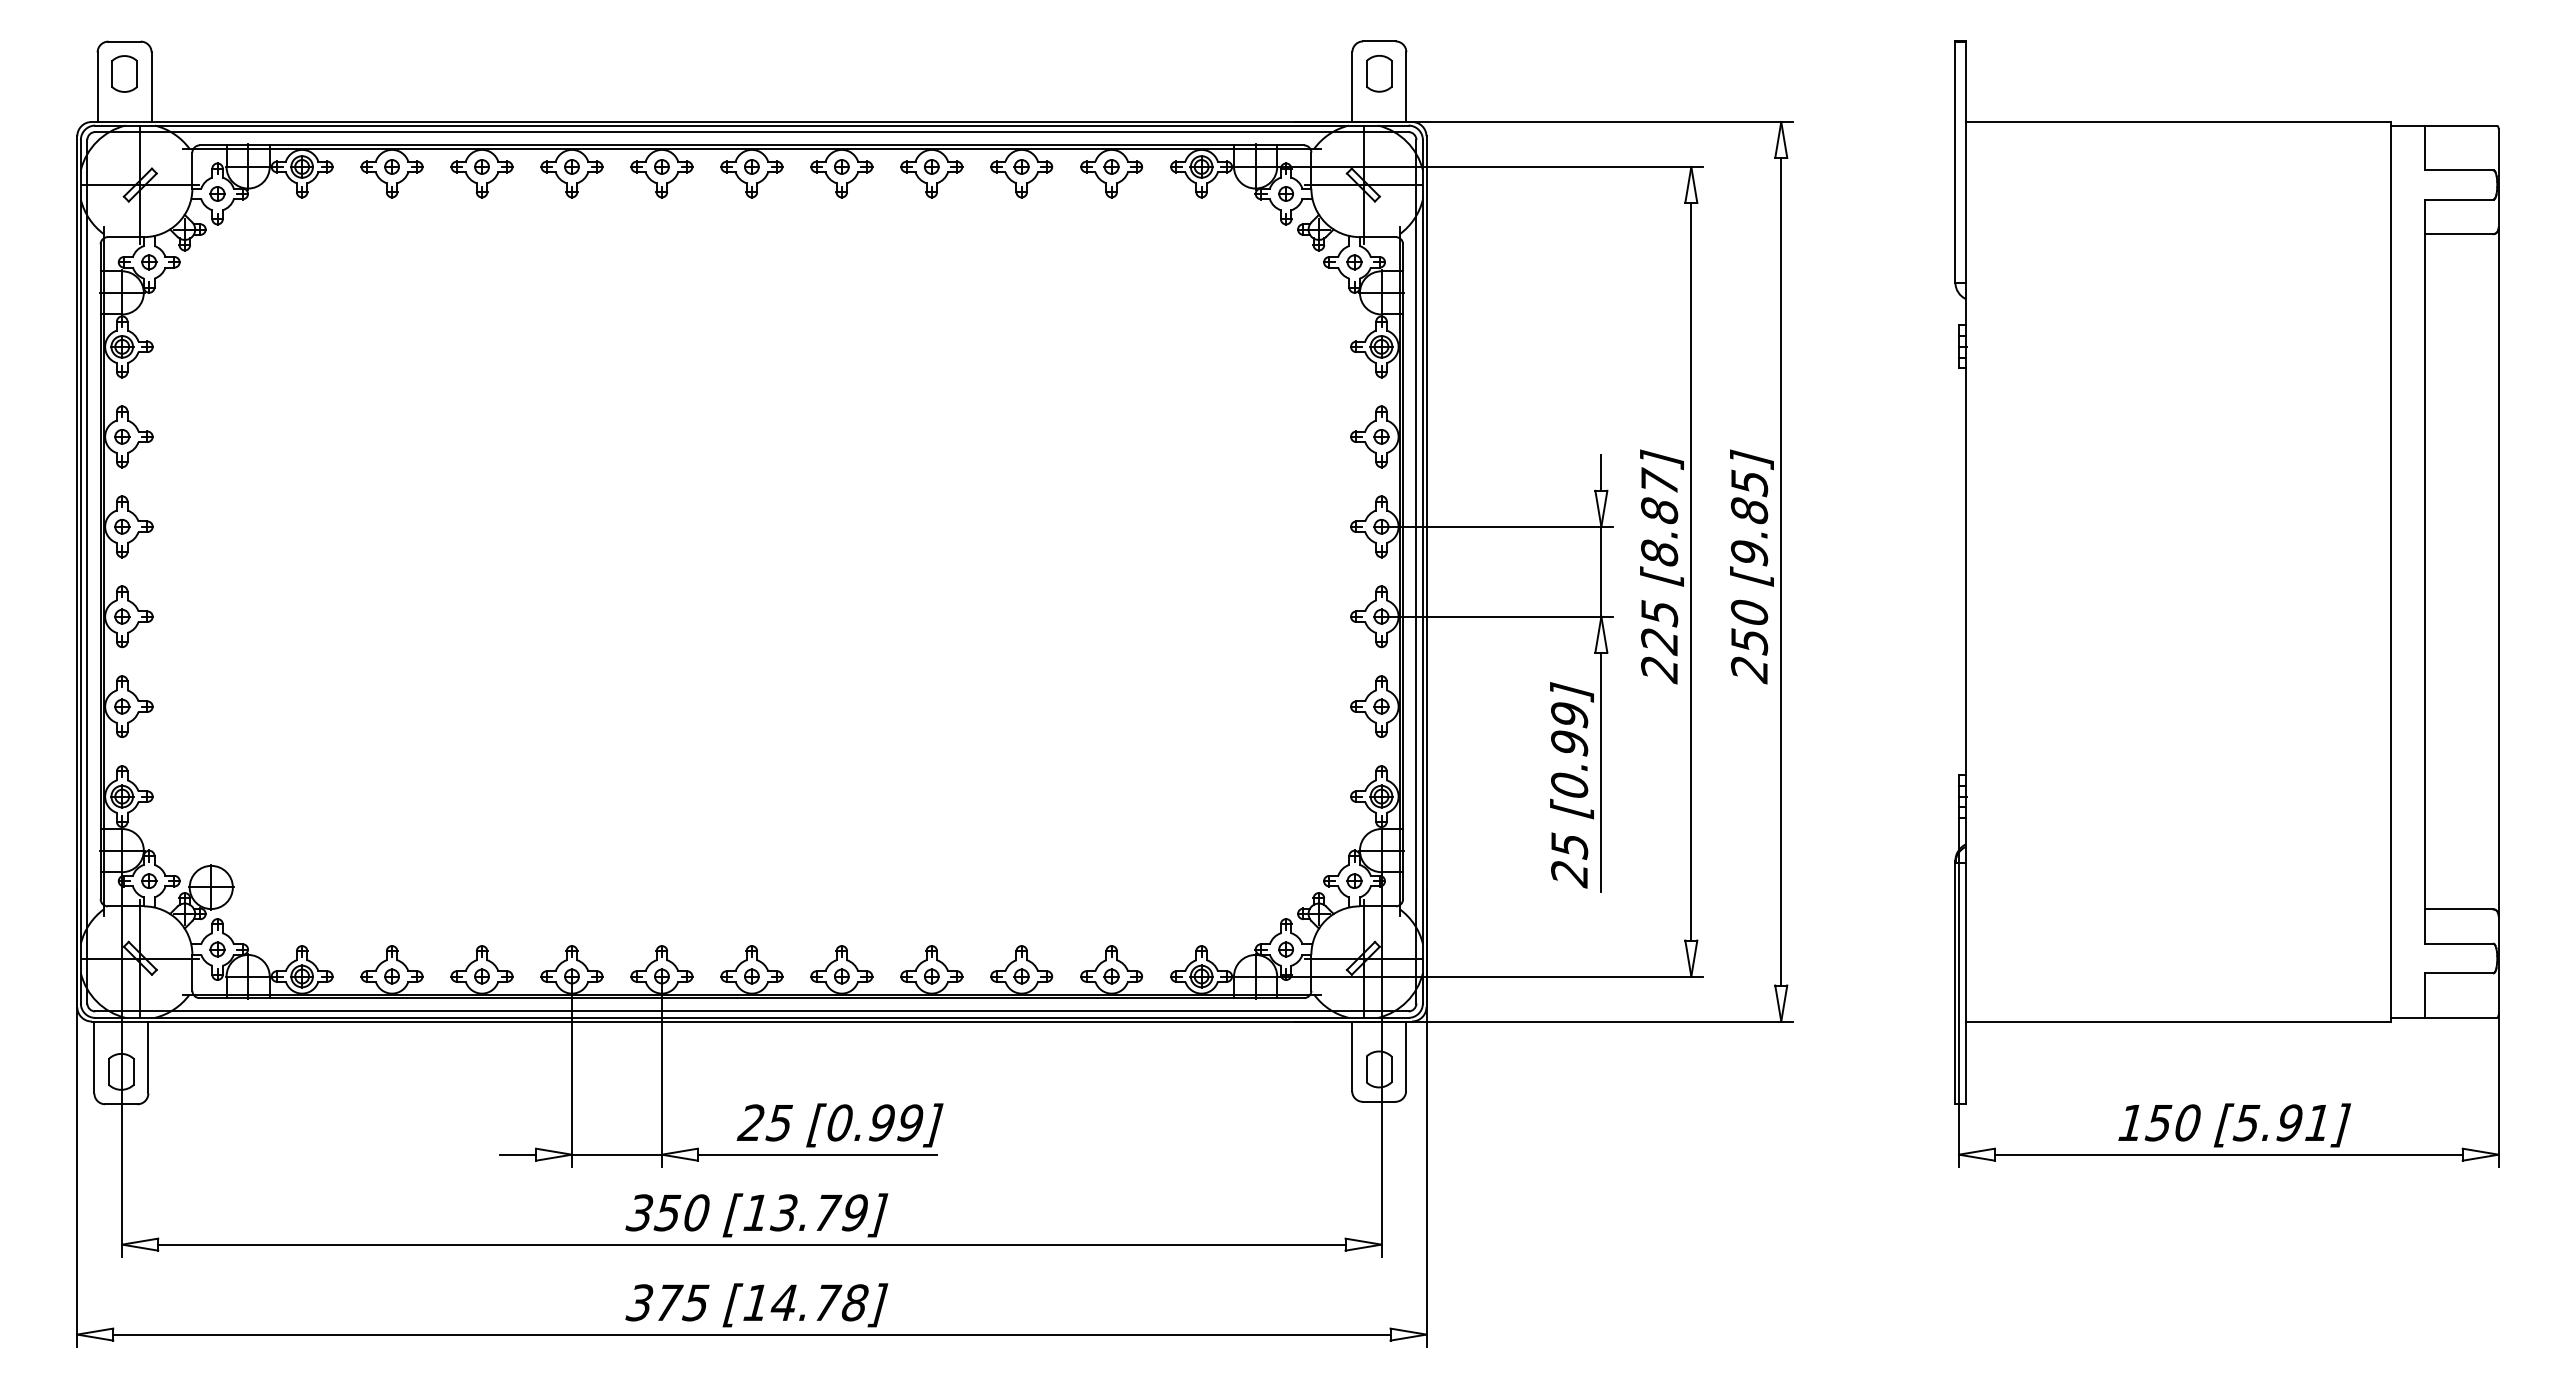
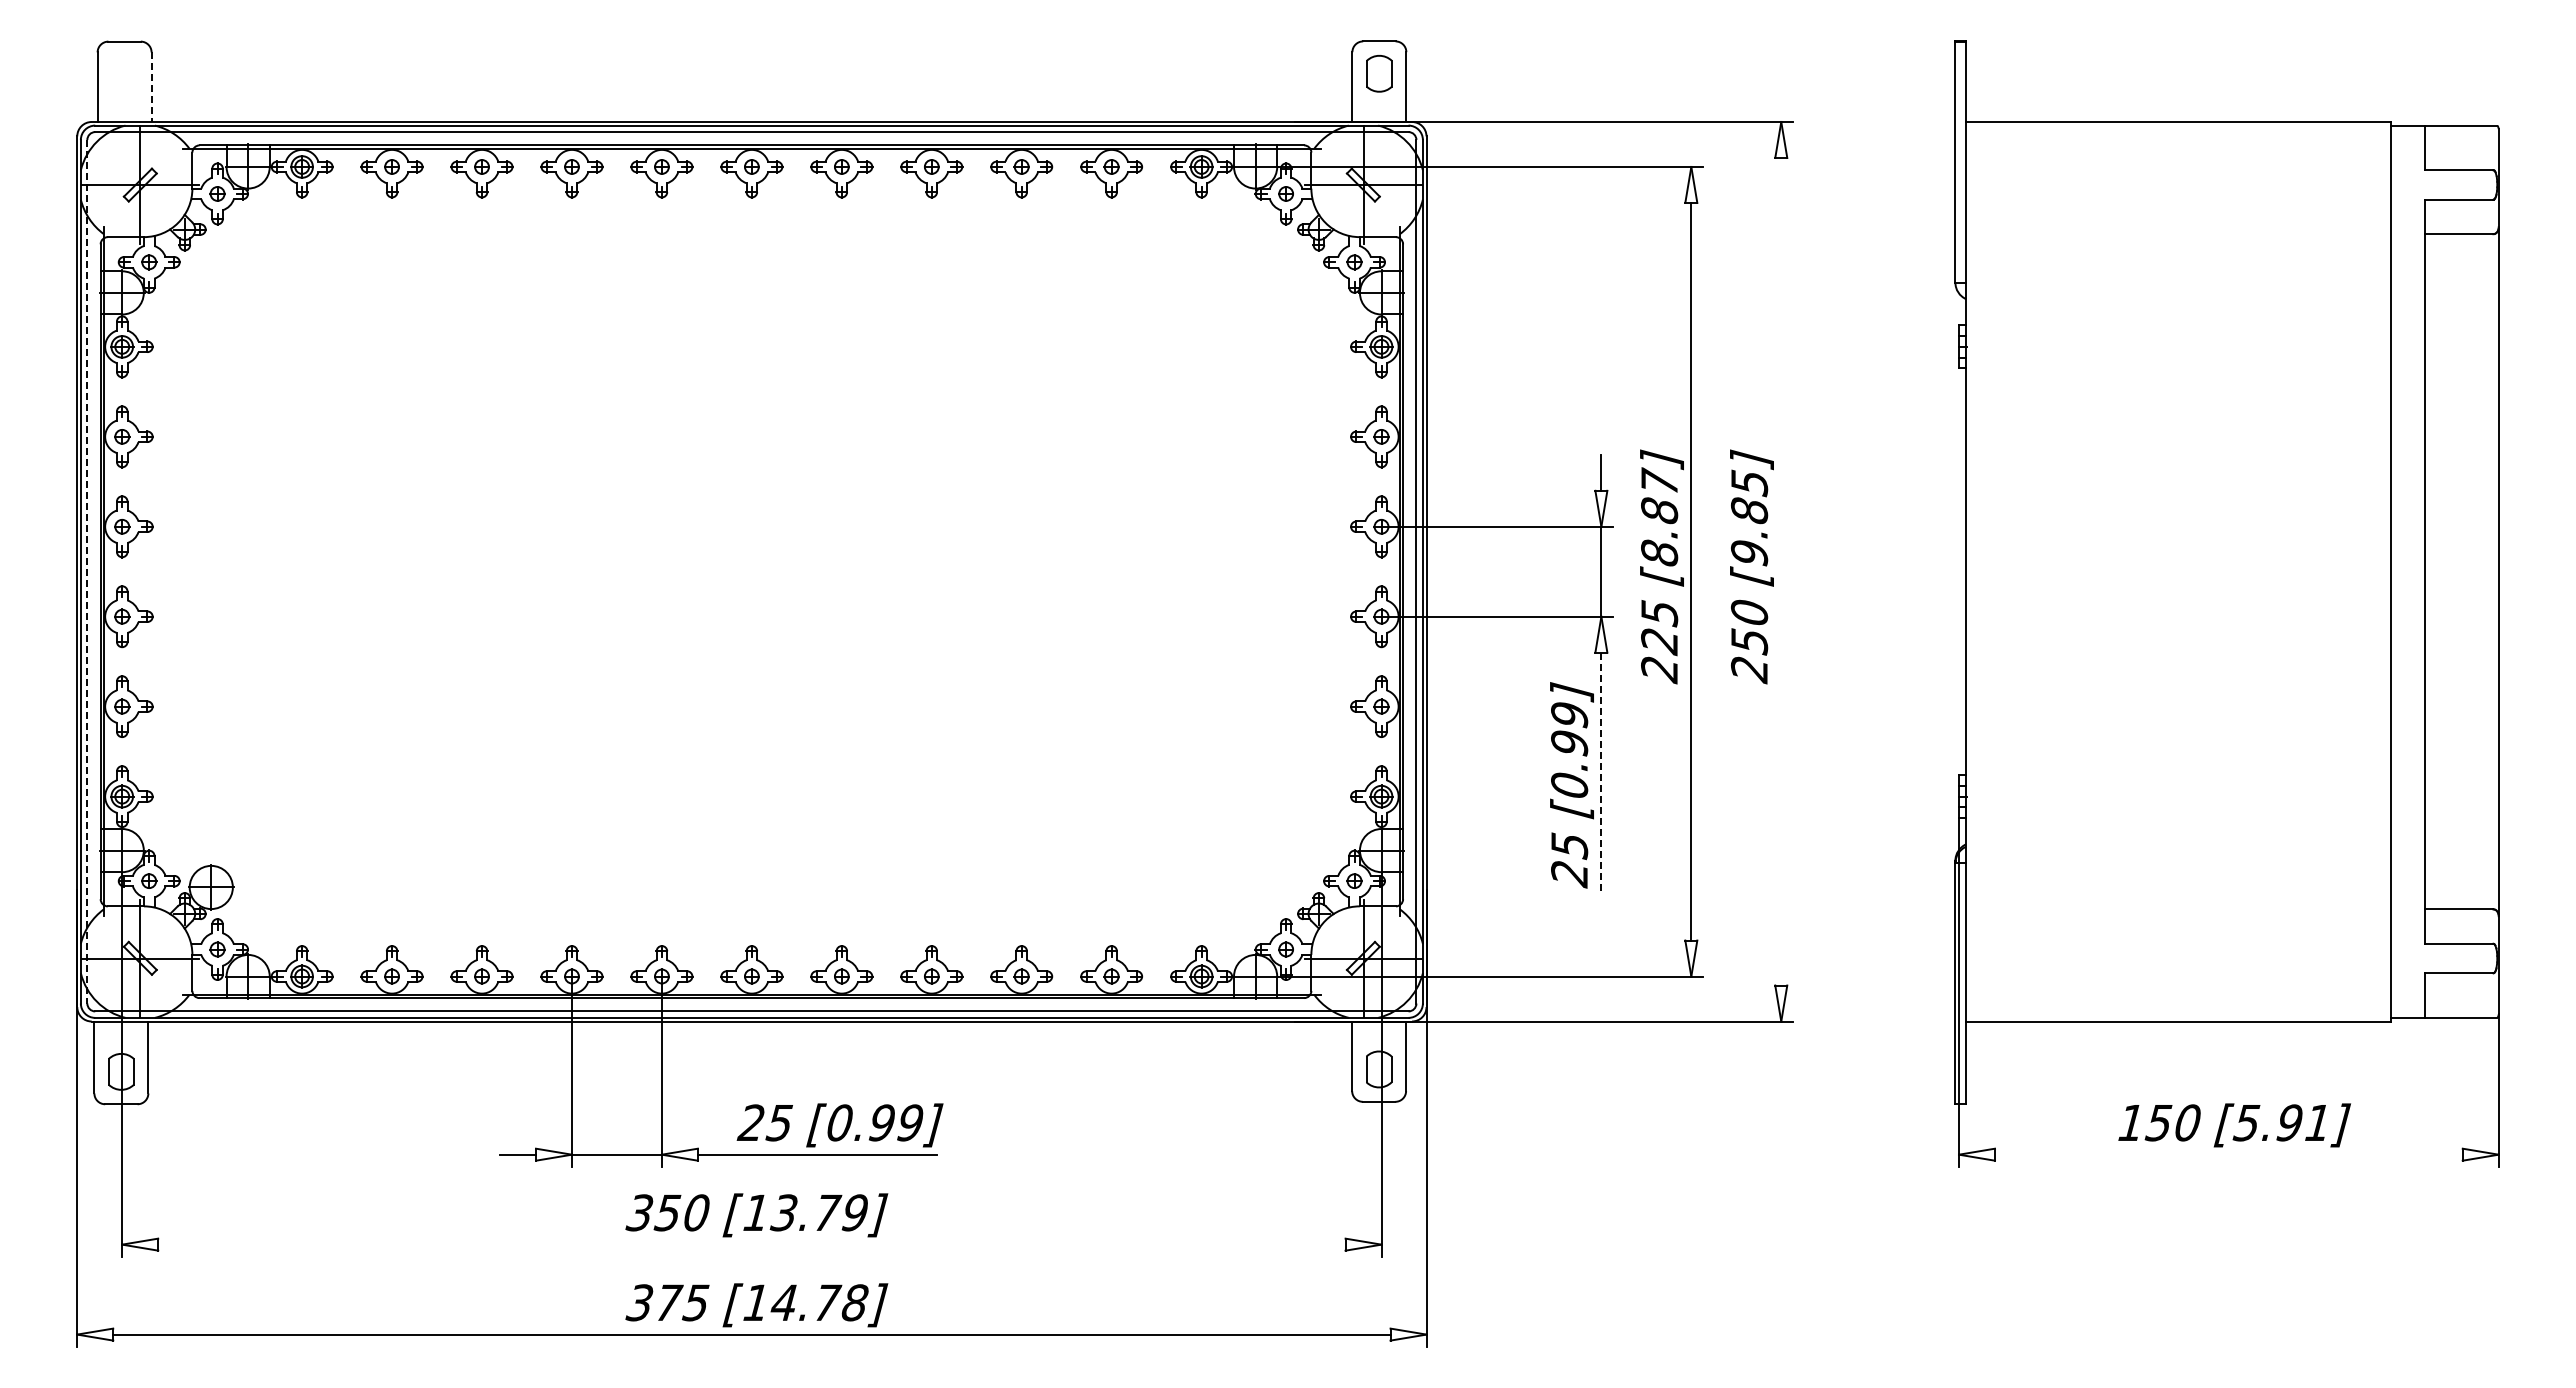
part: present -> none (124, 73)
line: solid -> dashed (151, 87)
line: solid -> dashed (87, 571)
line: present -> none (1781, 571)
line: solid -> dashed (1601, 772)
line: present -> none (2228, 1154)
line: present -> none (751, 1244)
